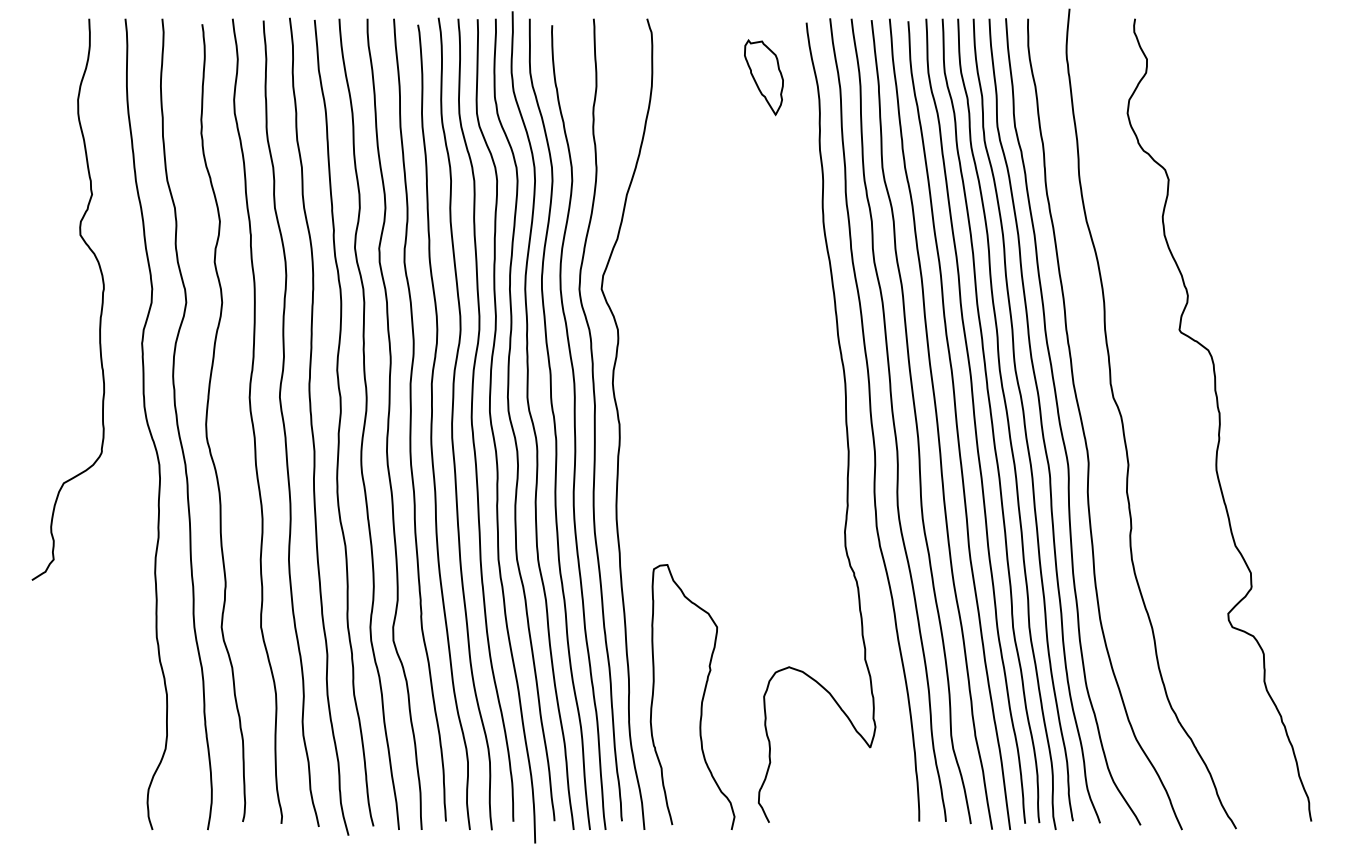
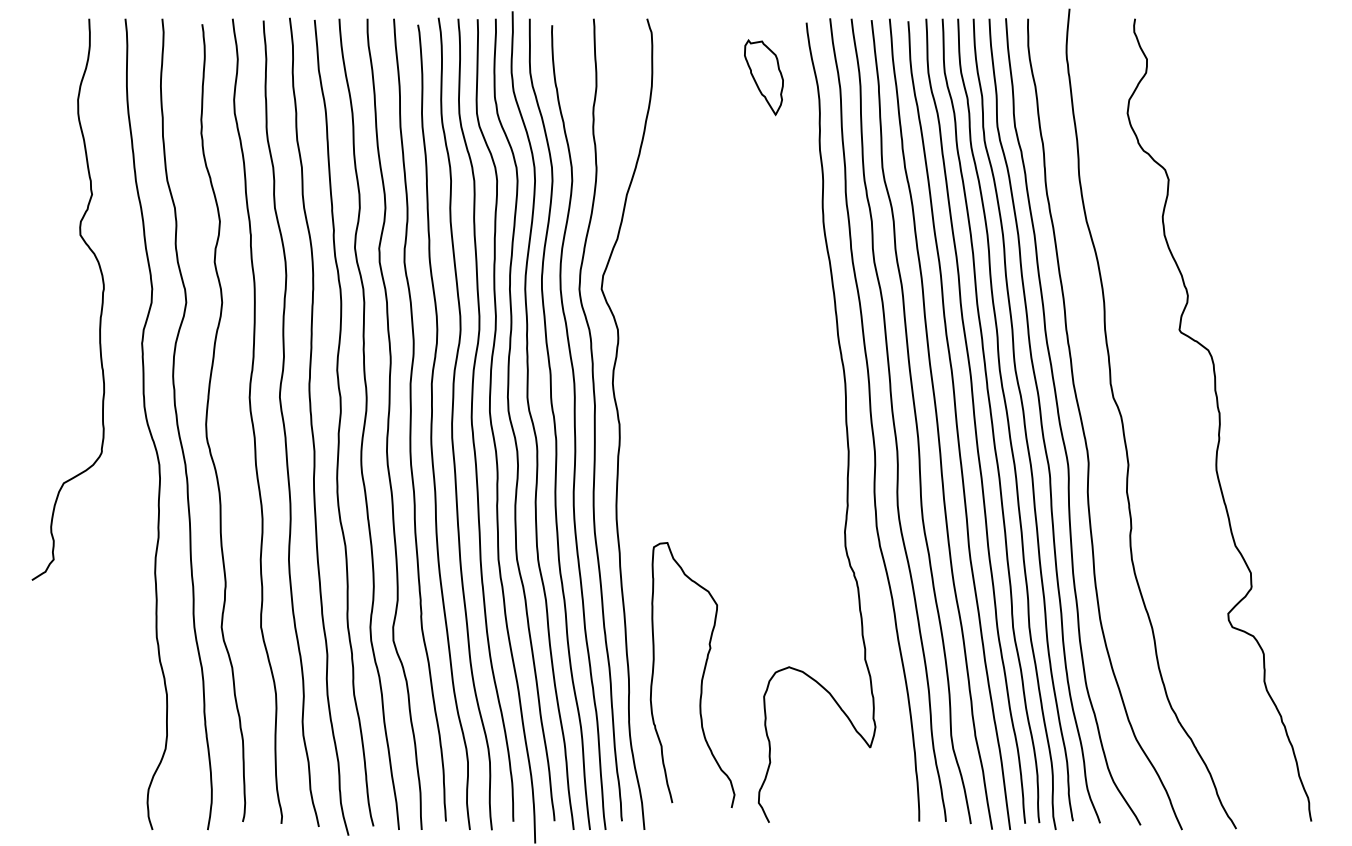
curve position: (701, 699) -> (701, 677) (701, 677)
